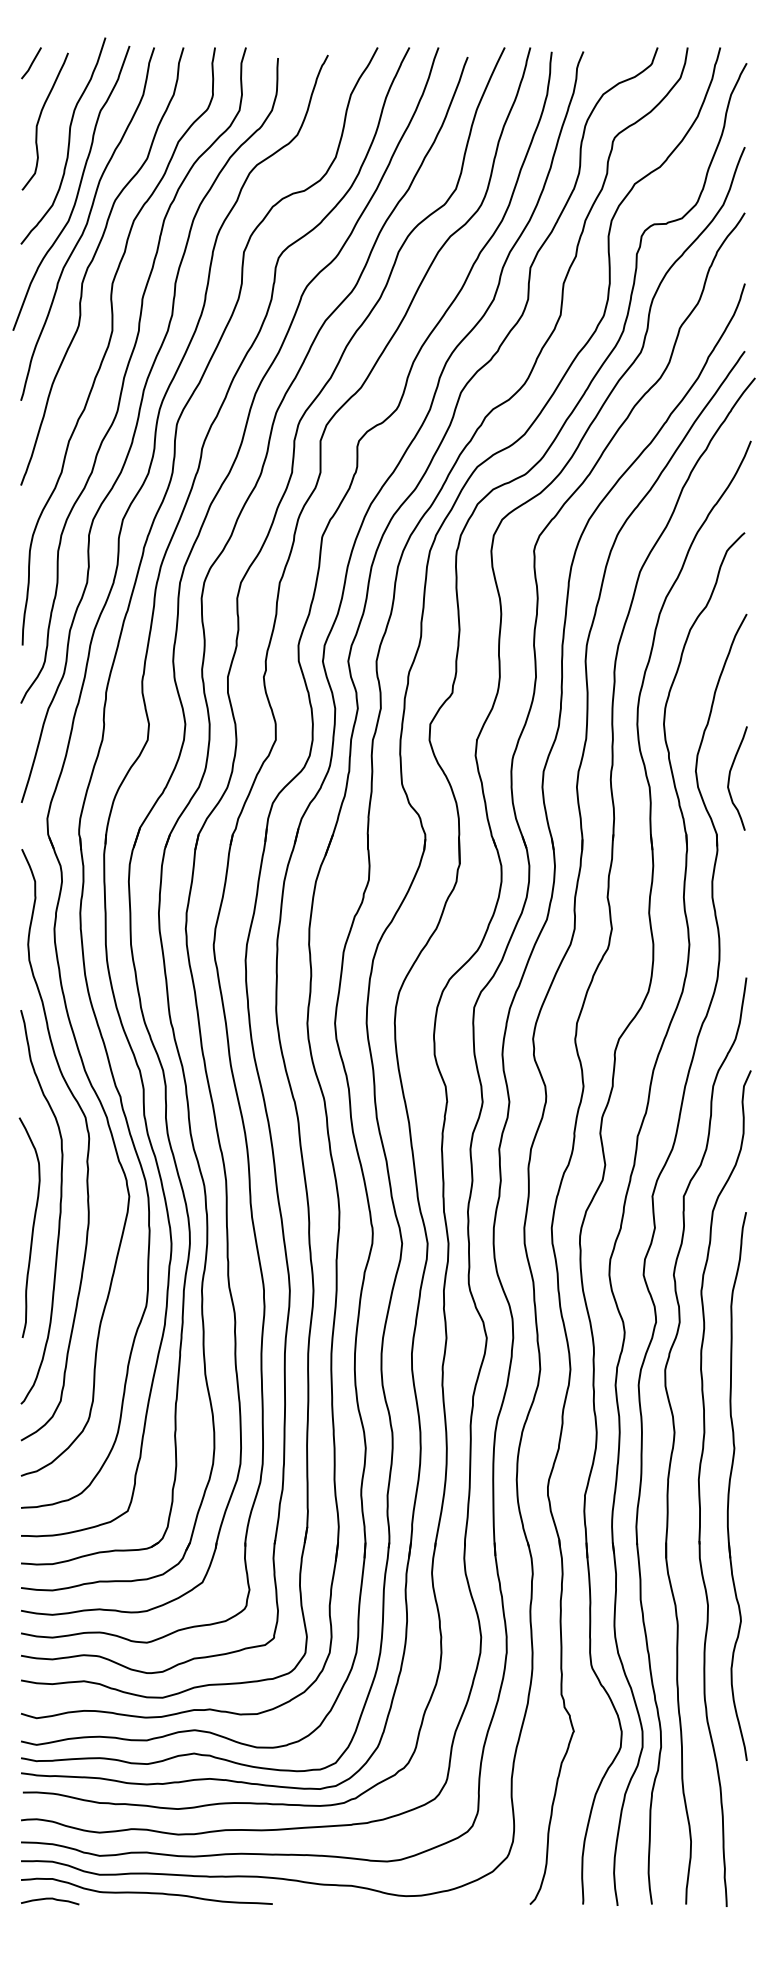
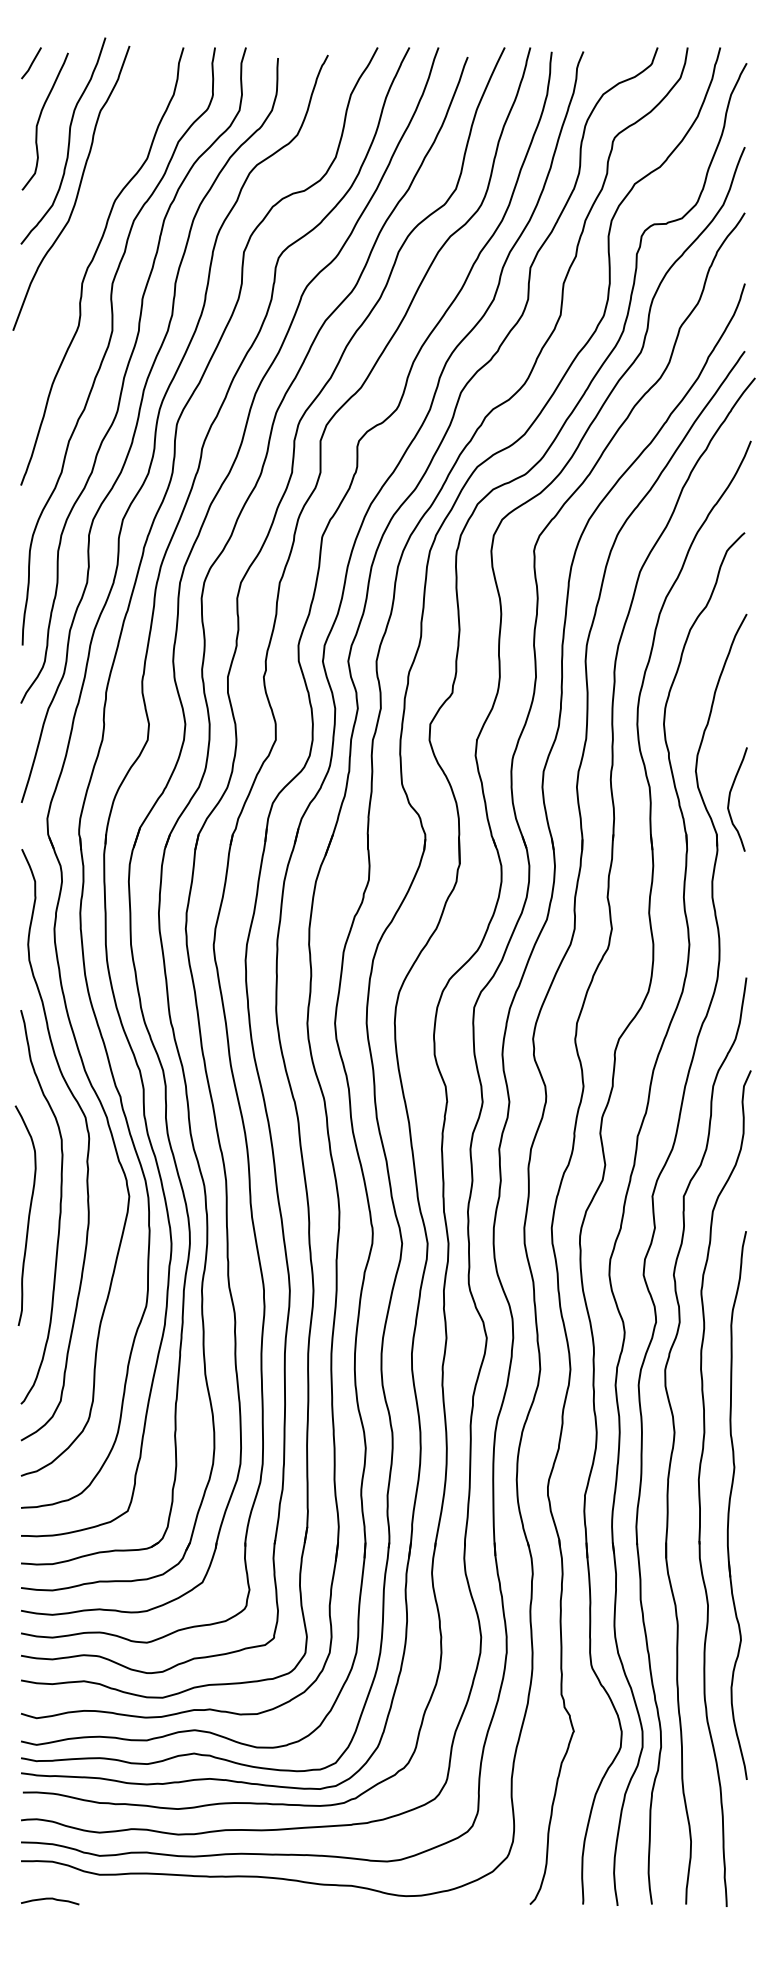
curve: present -> none (87, 223)
curve position: (730, 777) -> (730, 798) (730, 798)
curve position: (32, 1227) -> (28, 1215) (28, 1215)
part position: (736, 1486) -> (736, 1505) (736, 1505)
curve: present -> none (146, 1892)
